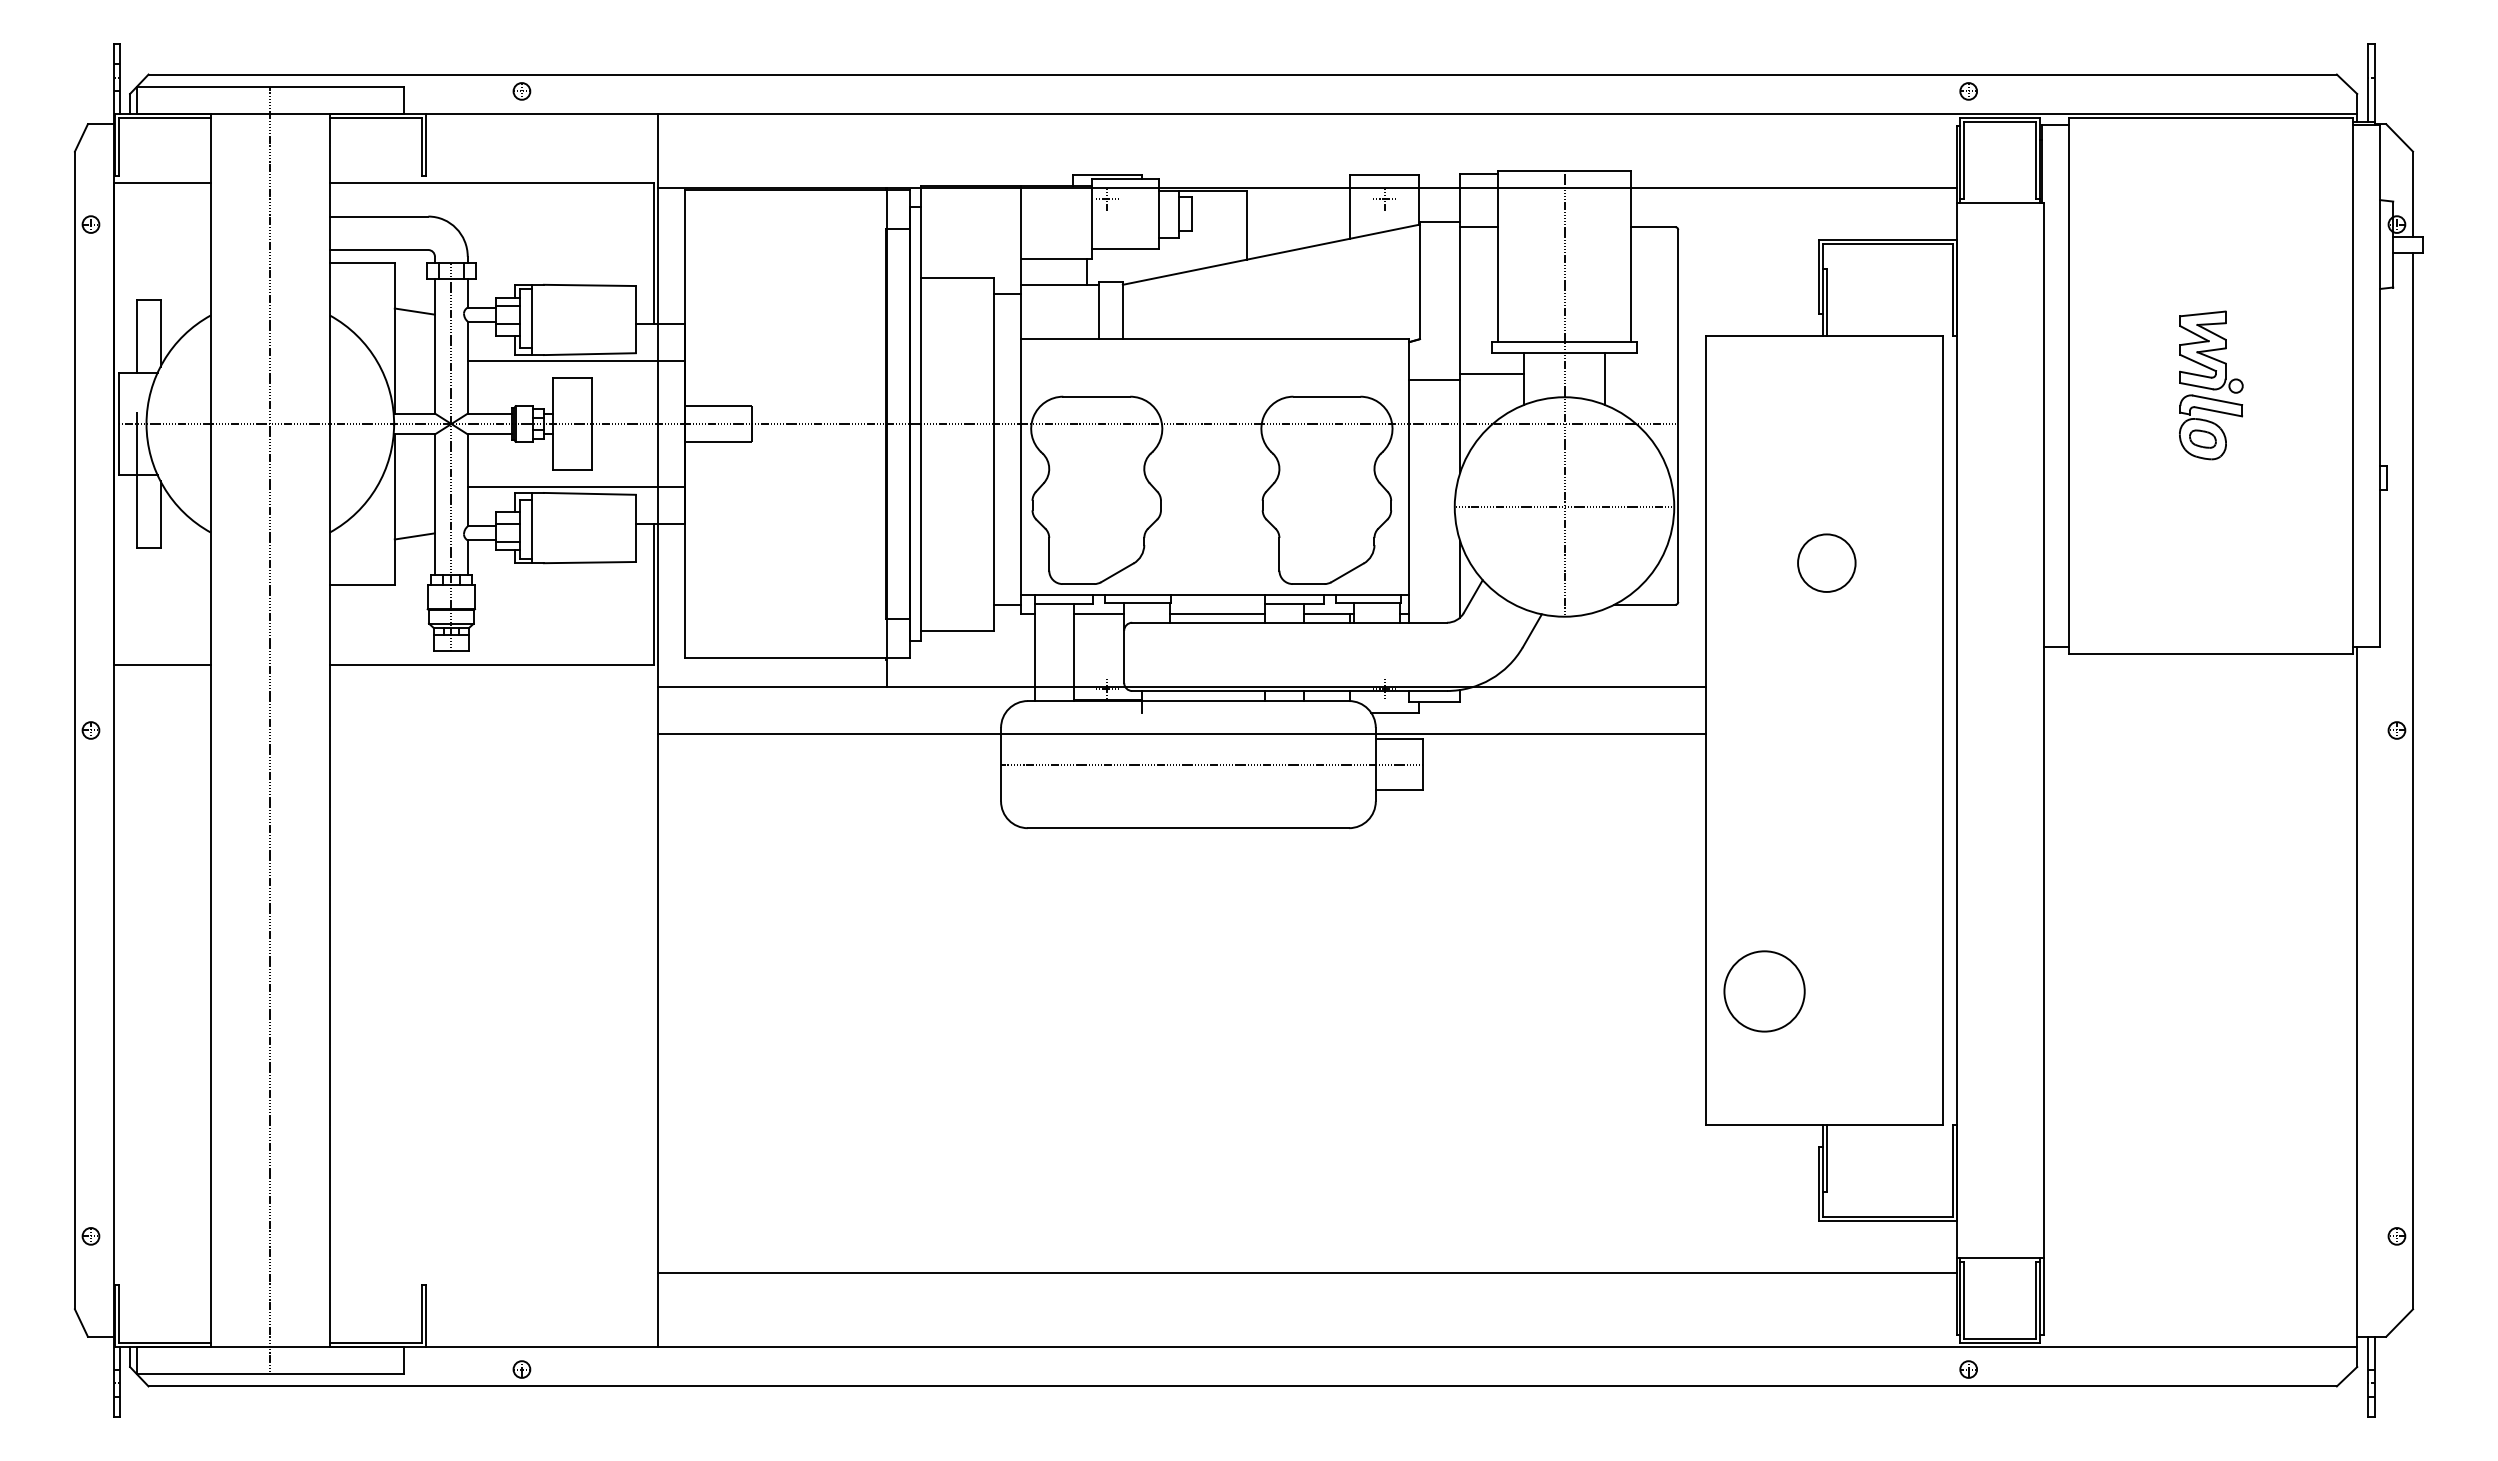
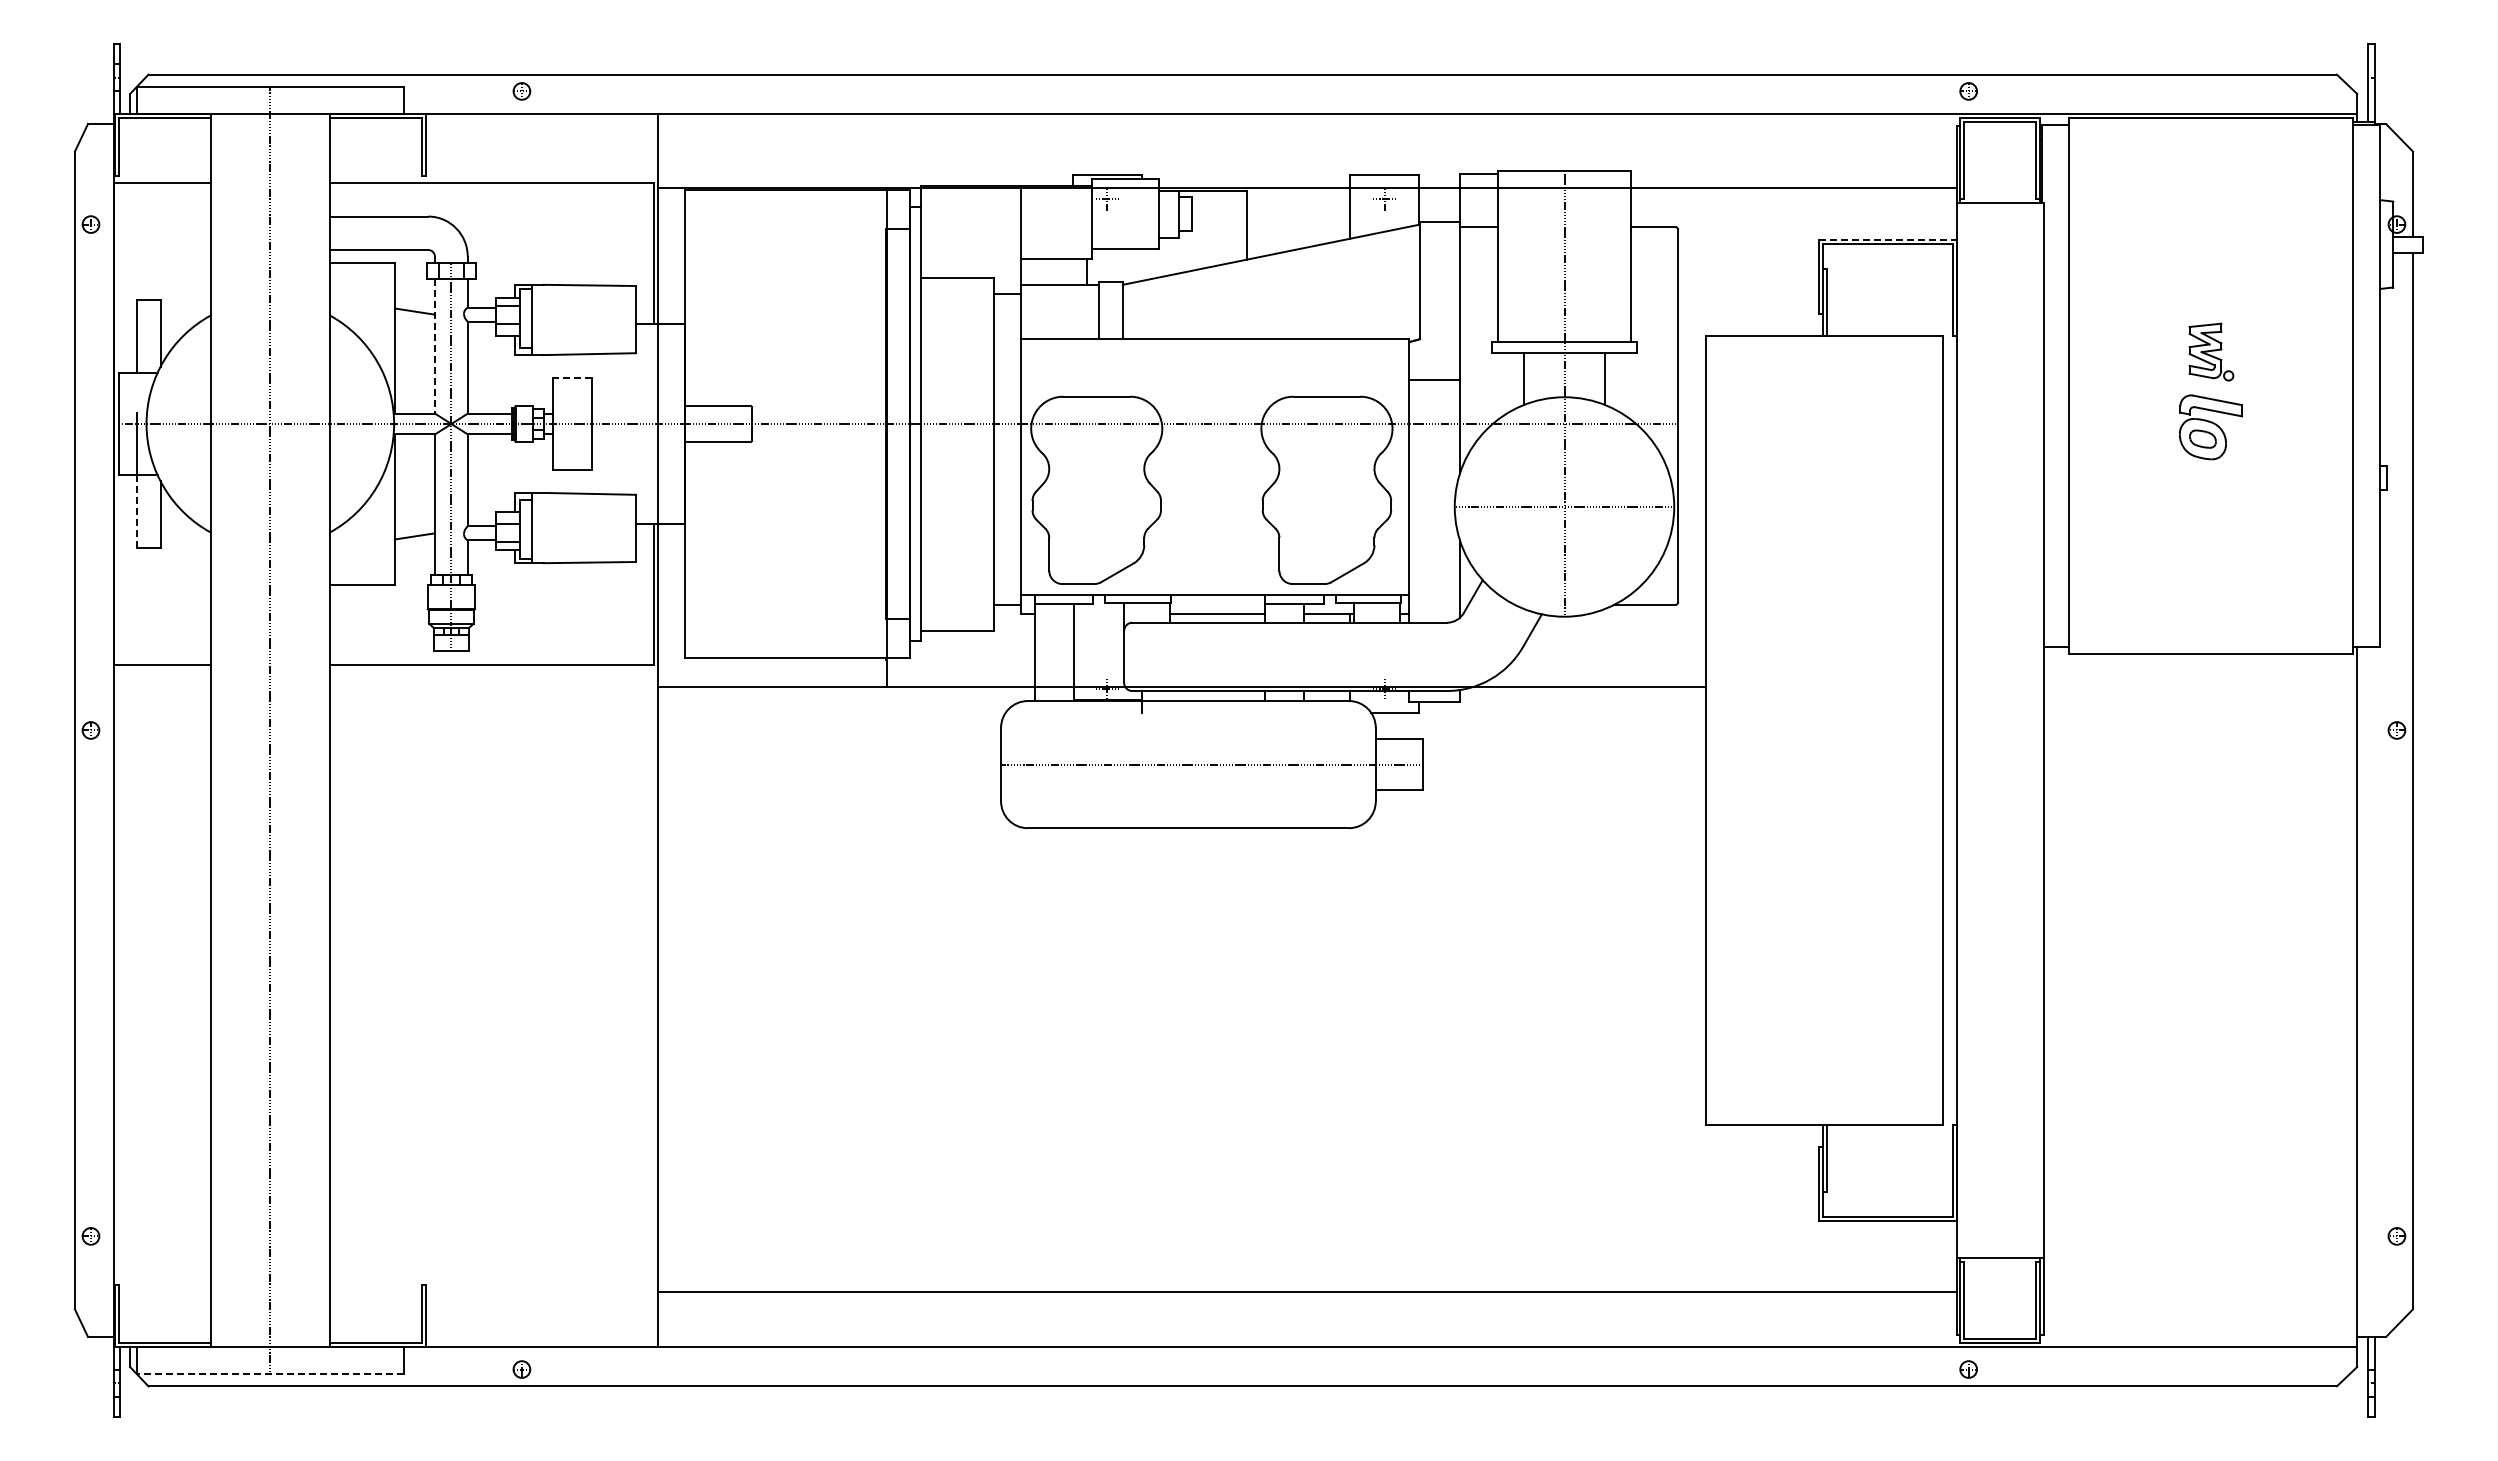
line: solid -> dashed (1887, 239)
line: solid -> dashed (434, 346)
part size: 65x84 px -> 47x60 px (2211, 351)
line: present -> none (576, 360)
line: present -> none (1492, 374)
line: solid -> dashed (571, 377)
line: present -> none (576, 487)
line: solid -> dashed (136, 511)
circle: present -> none (1826, 562)
line: present -> none (1099, 614)
line: present -> none (1182, 733)
circle: present -> none (1764, 991)
line position: (1307, 1273) -> (1307, 1292) (1307, 1292)
line: solid -> dashed (270, 1373)
